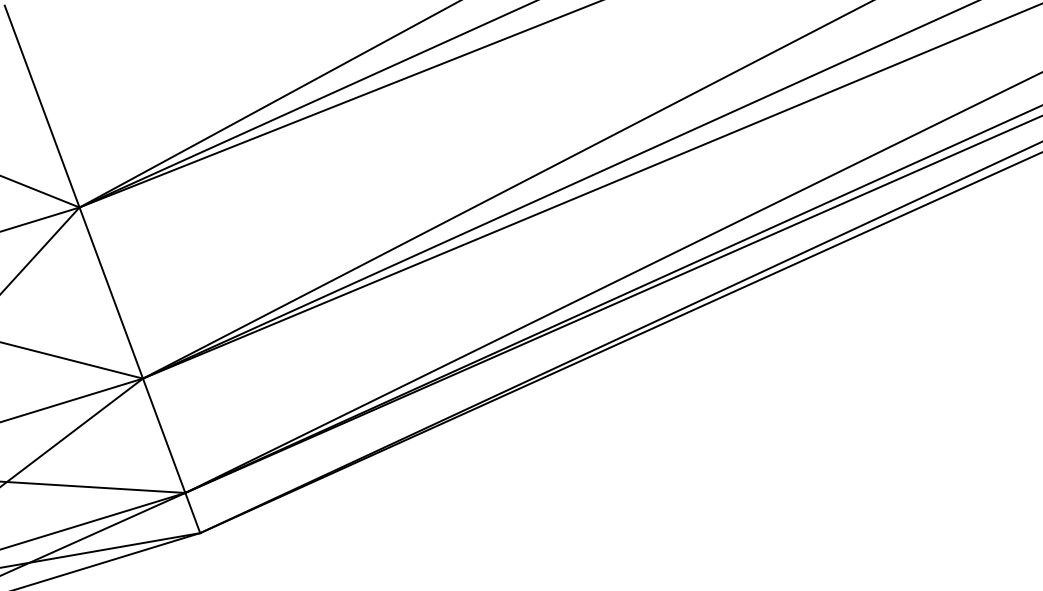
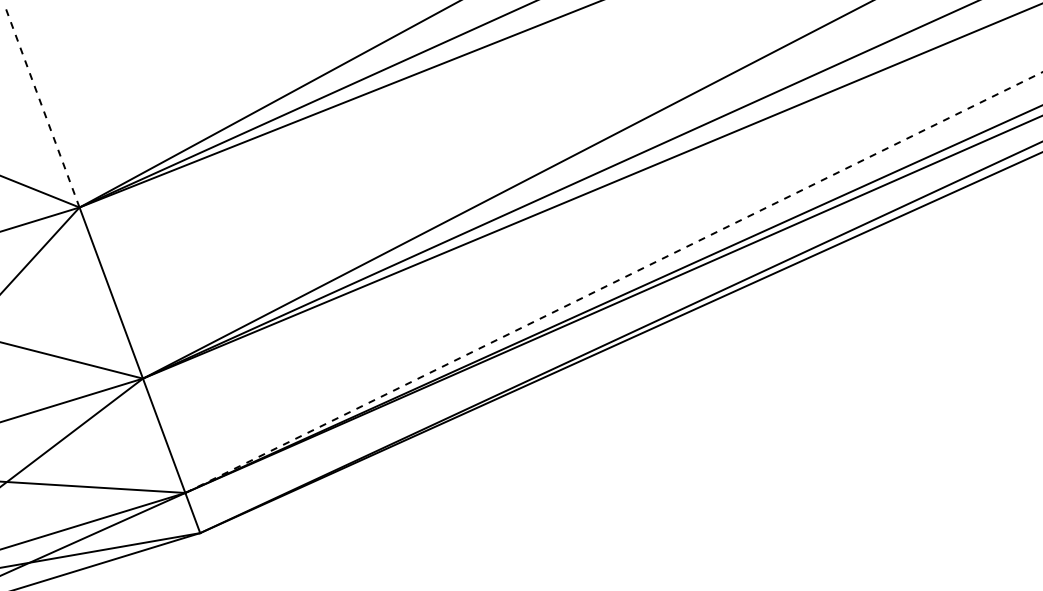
line: solid -> dashed (42, 106)
line: solid -> dashed (614, 282)
